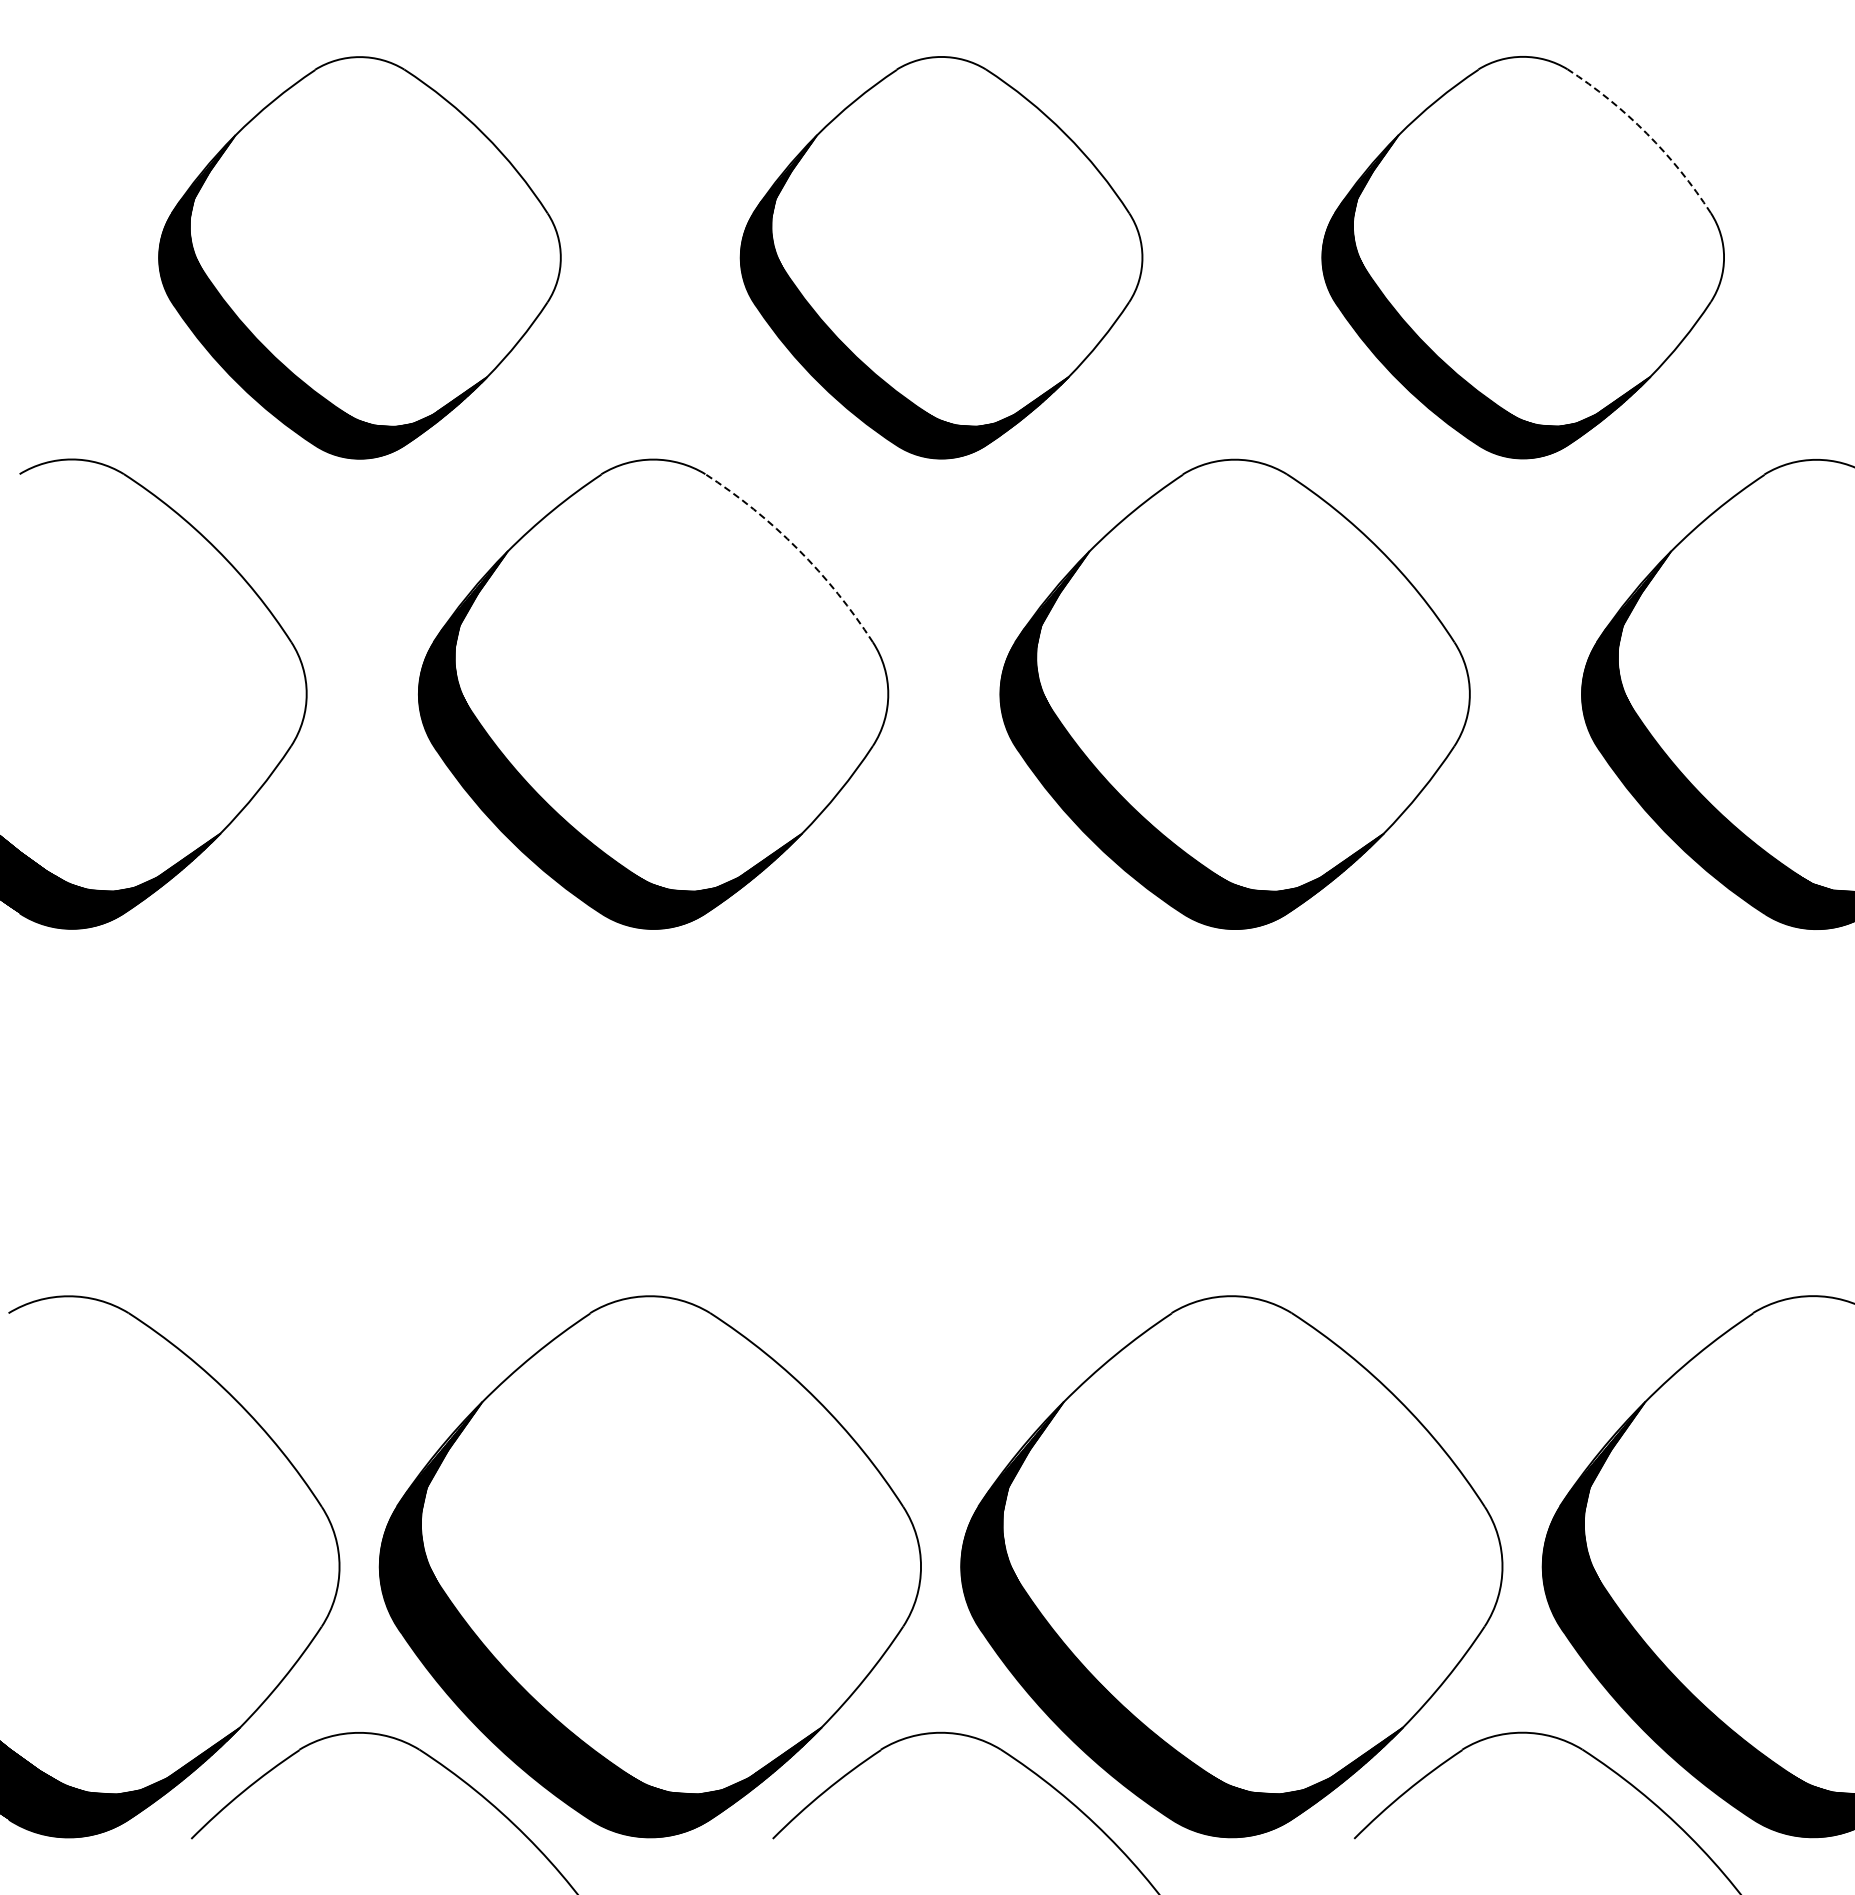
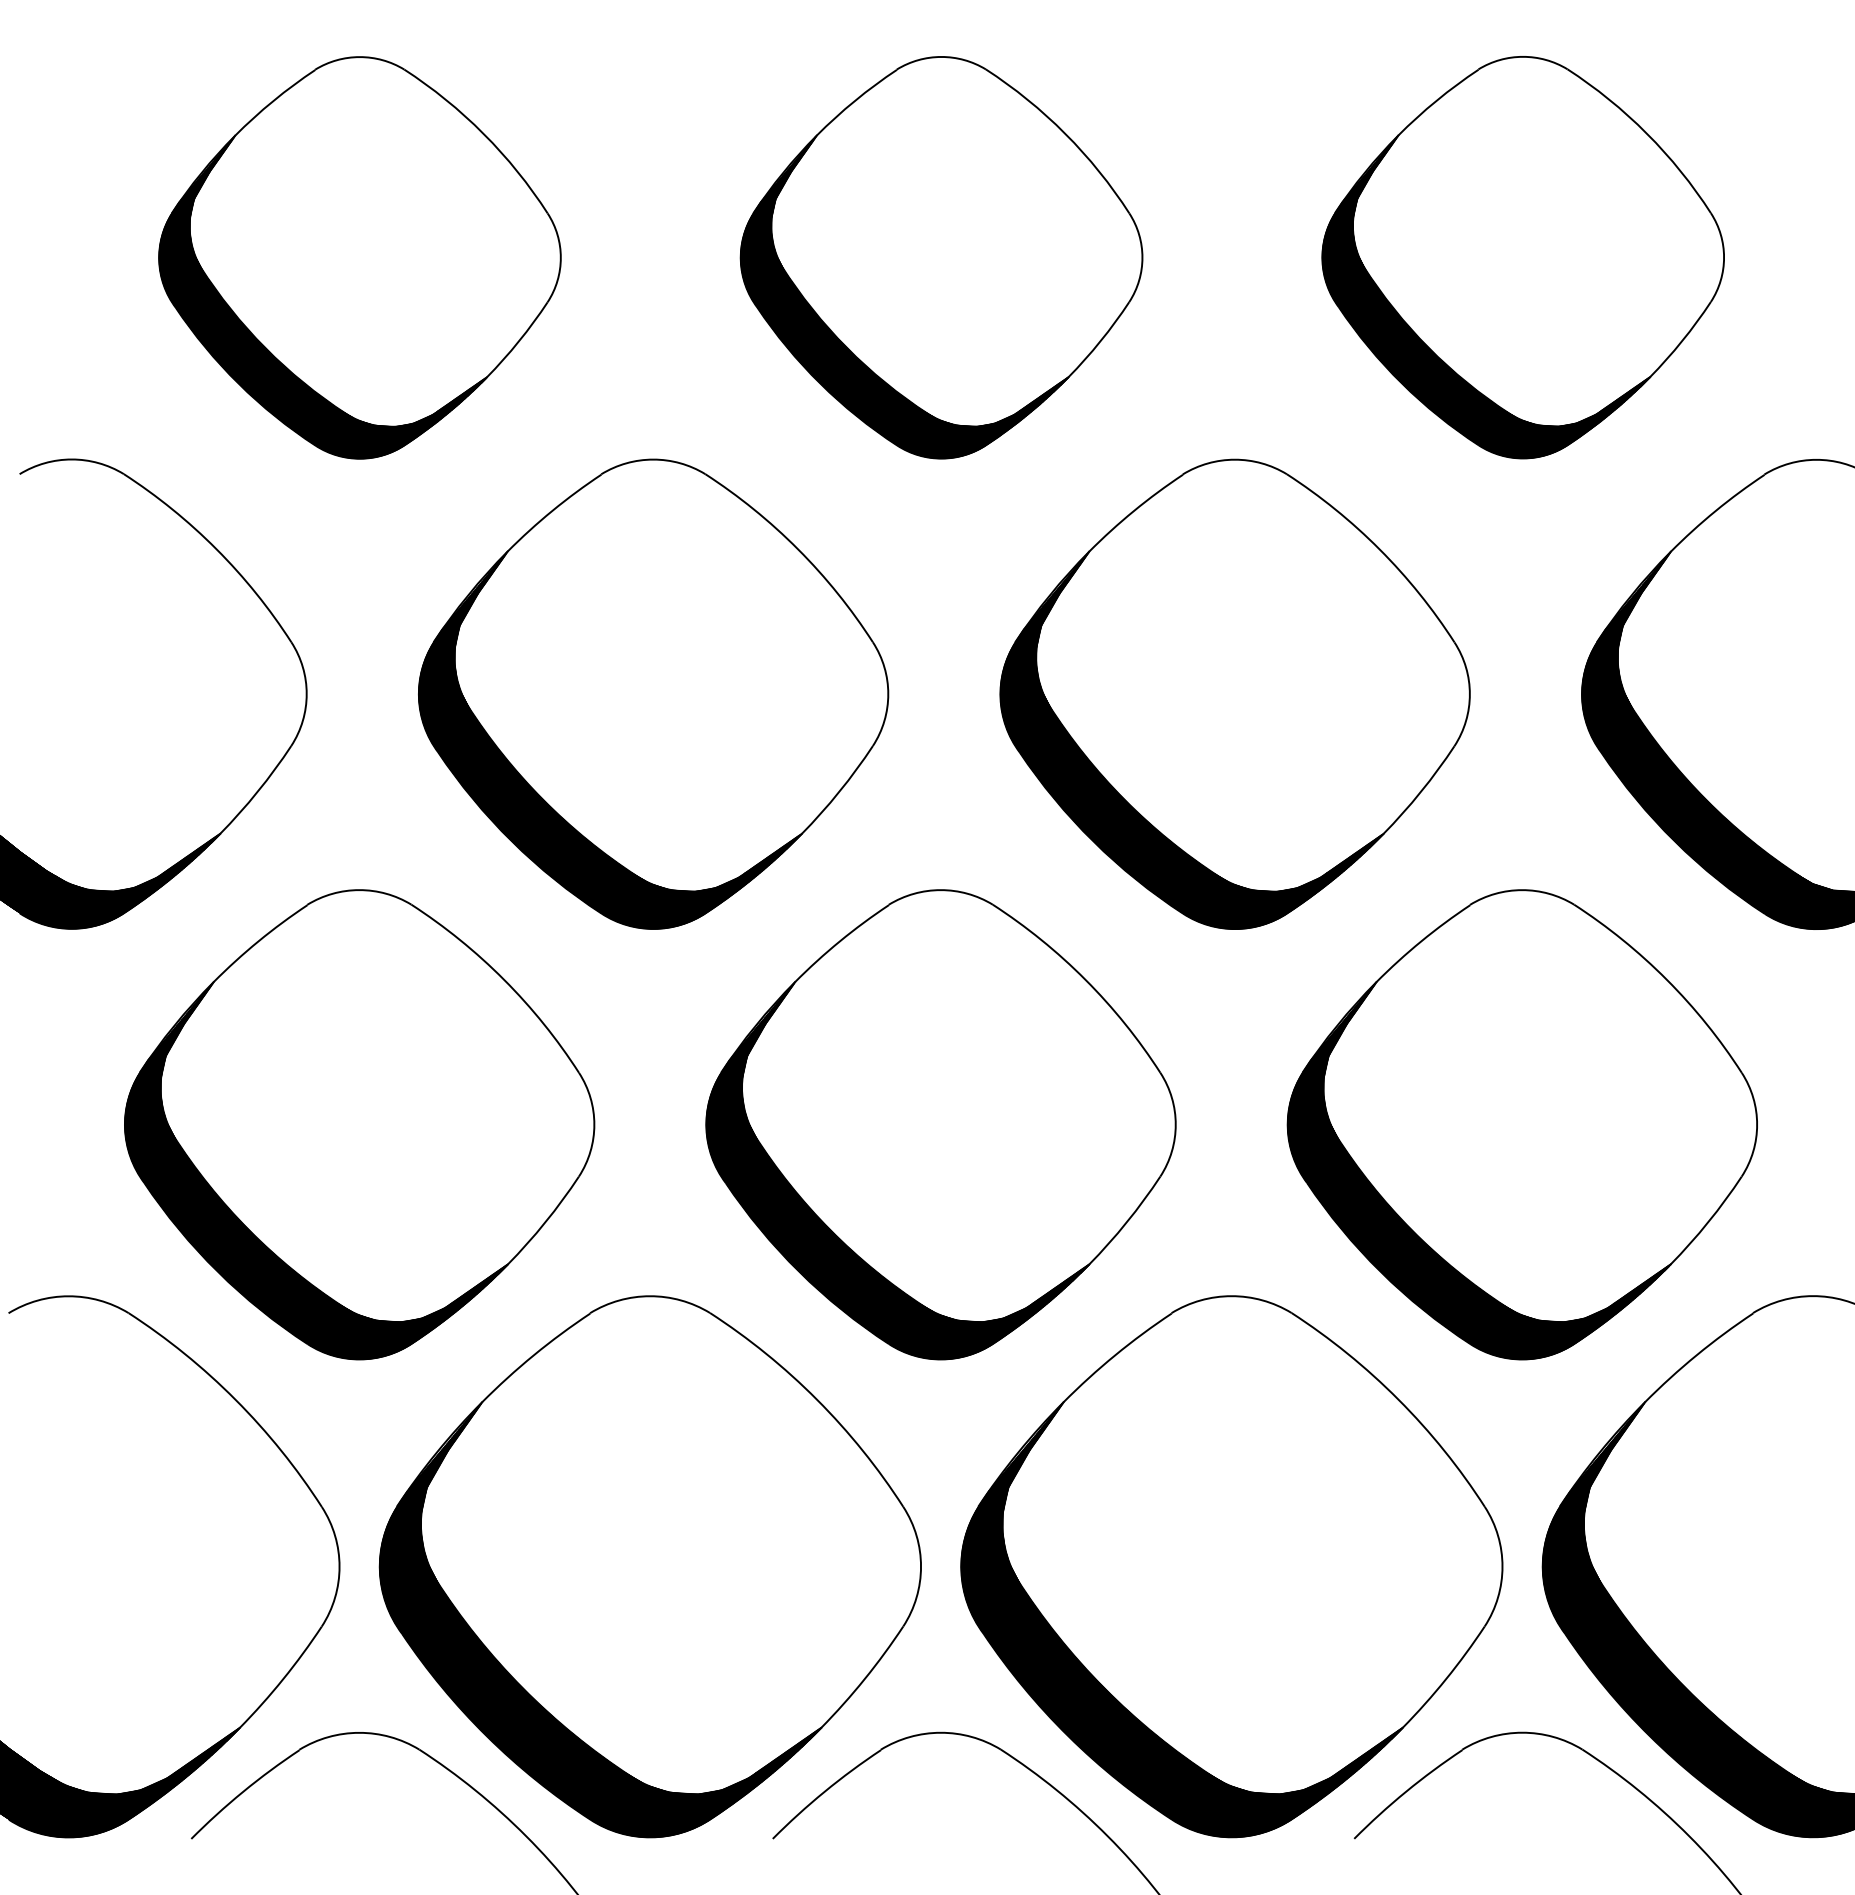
arc: dashed -> solid (1646, 133)
arc: dashed -> solid (798, 549)
part: none -> present (359, 1124)
part: none -> present (940, 1124)
part: none -> present (1521, 1124)
